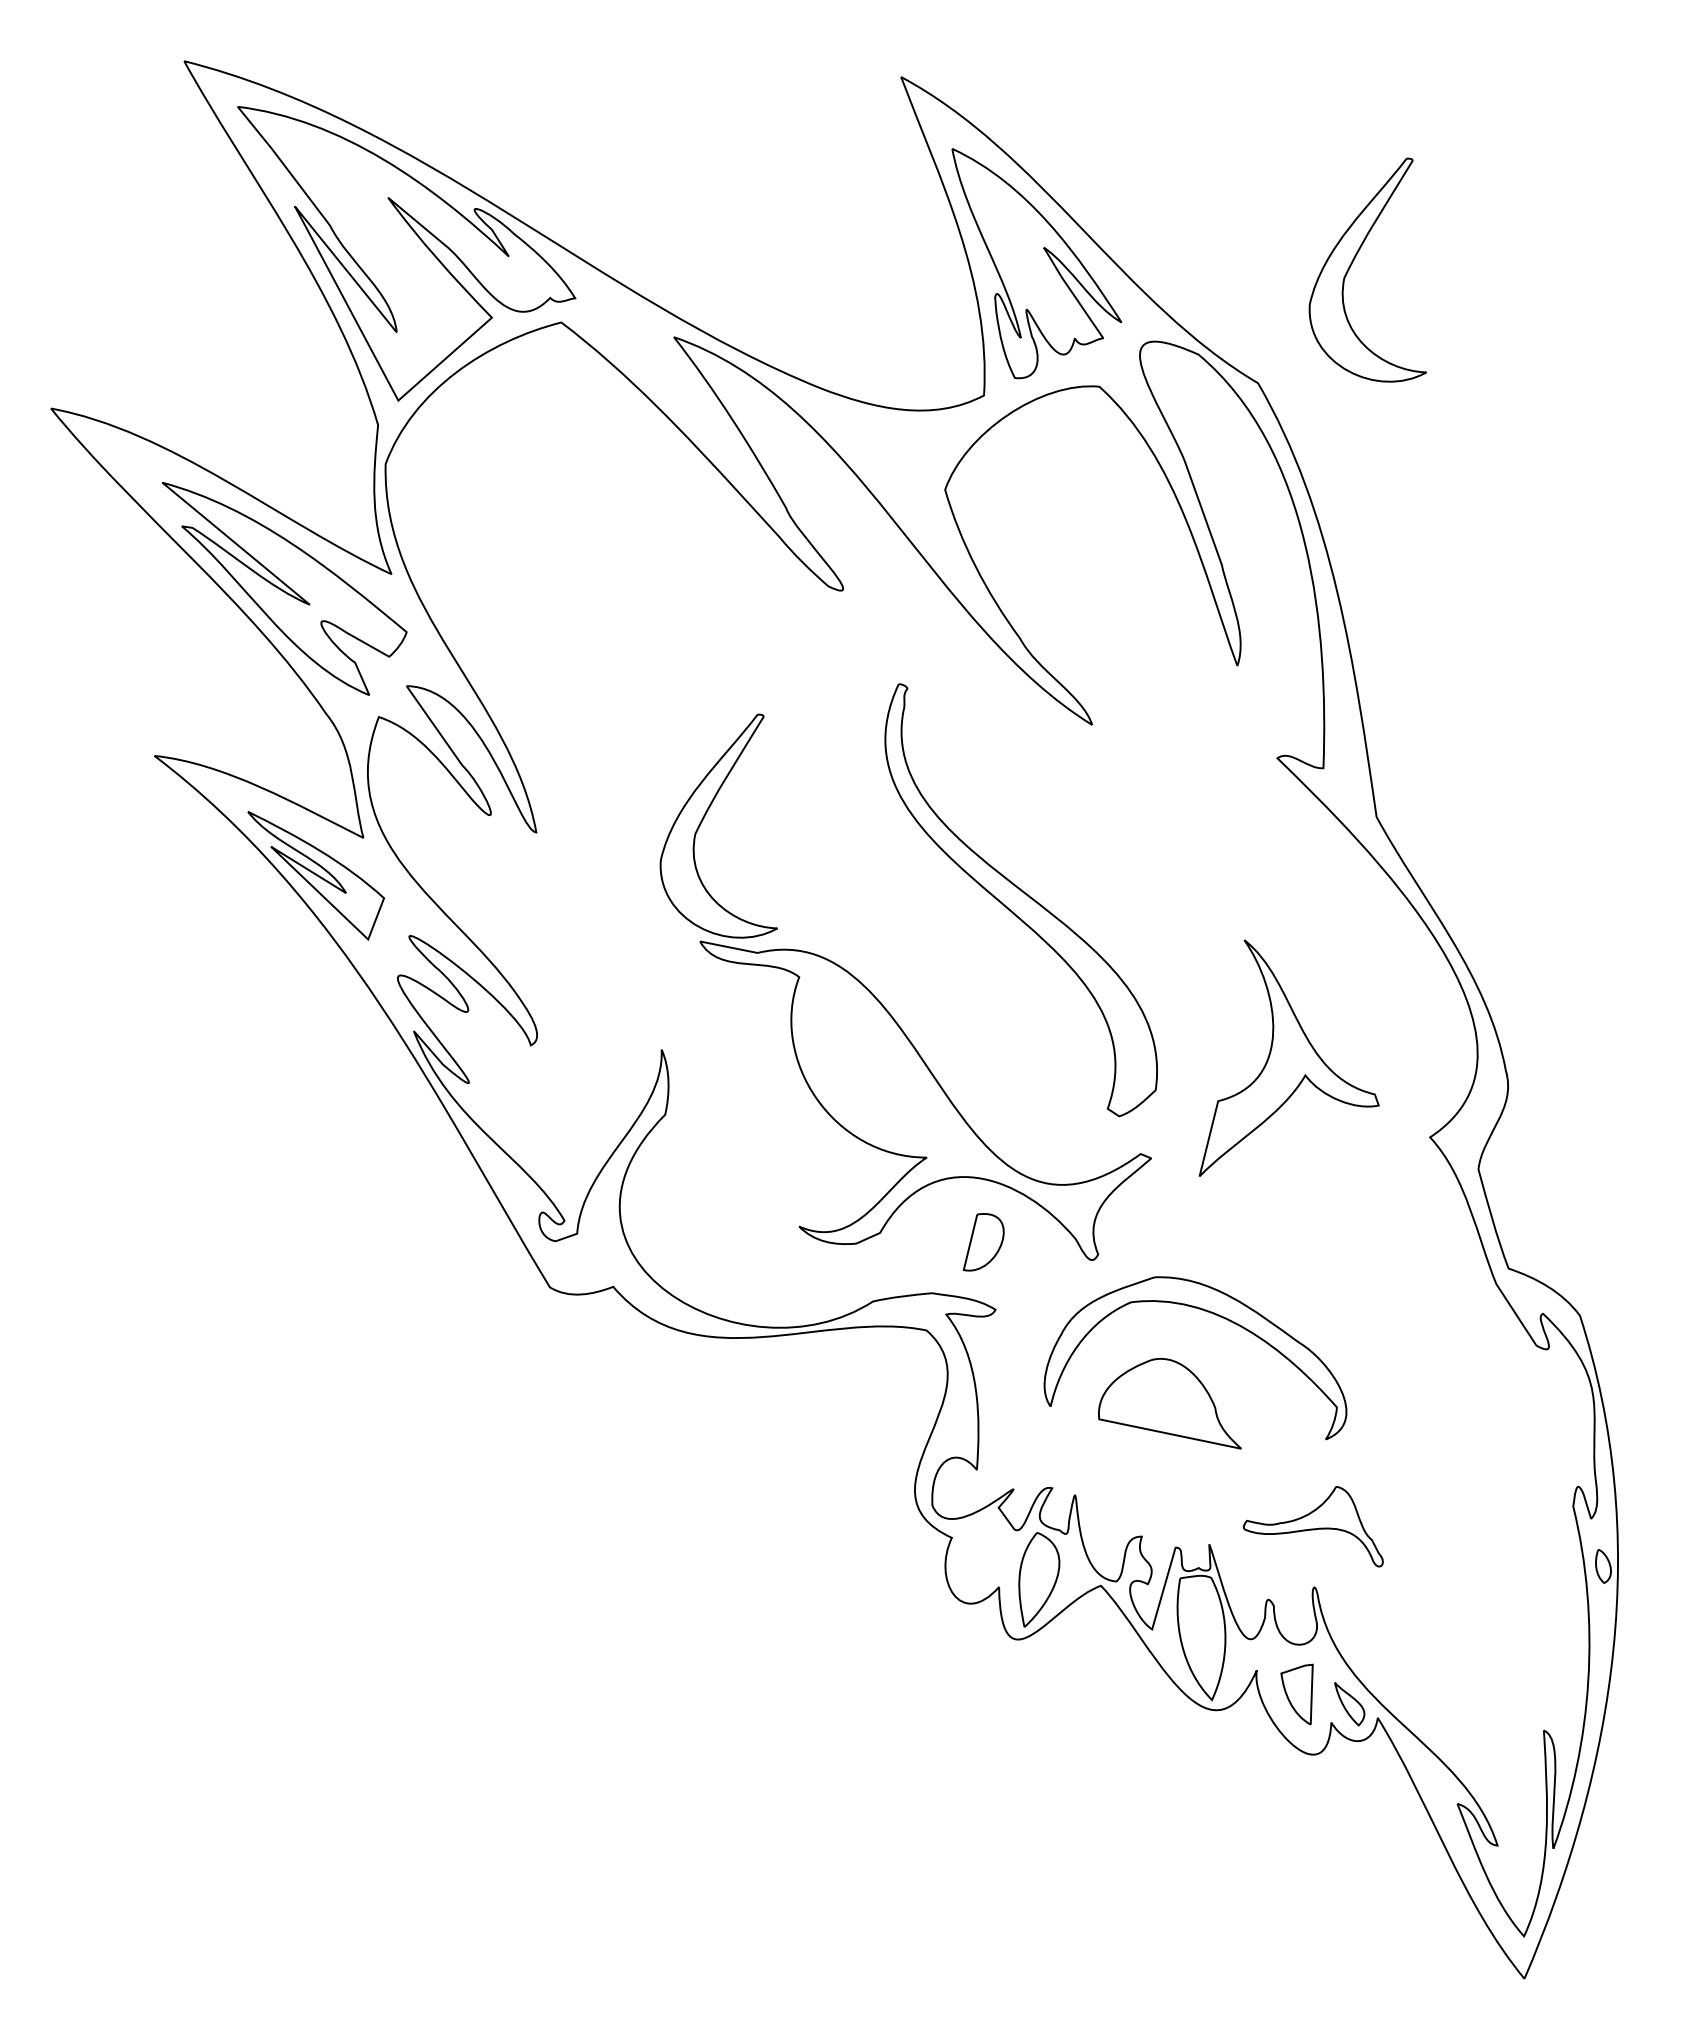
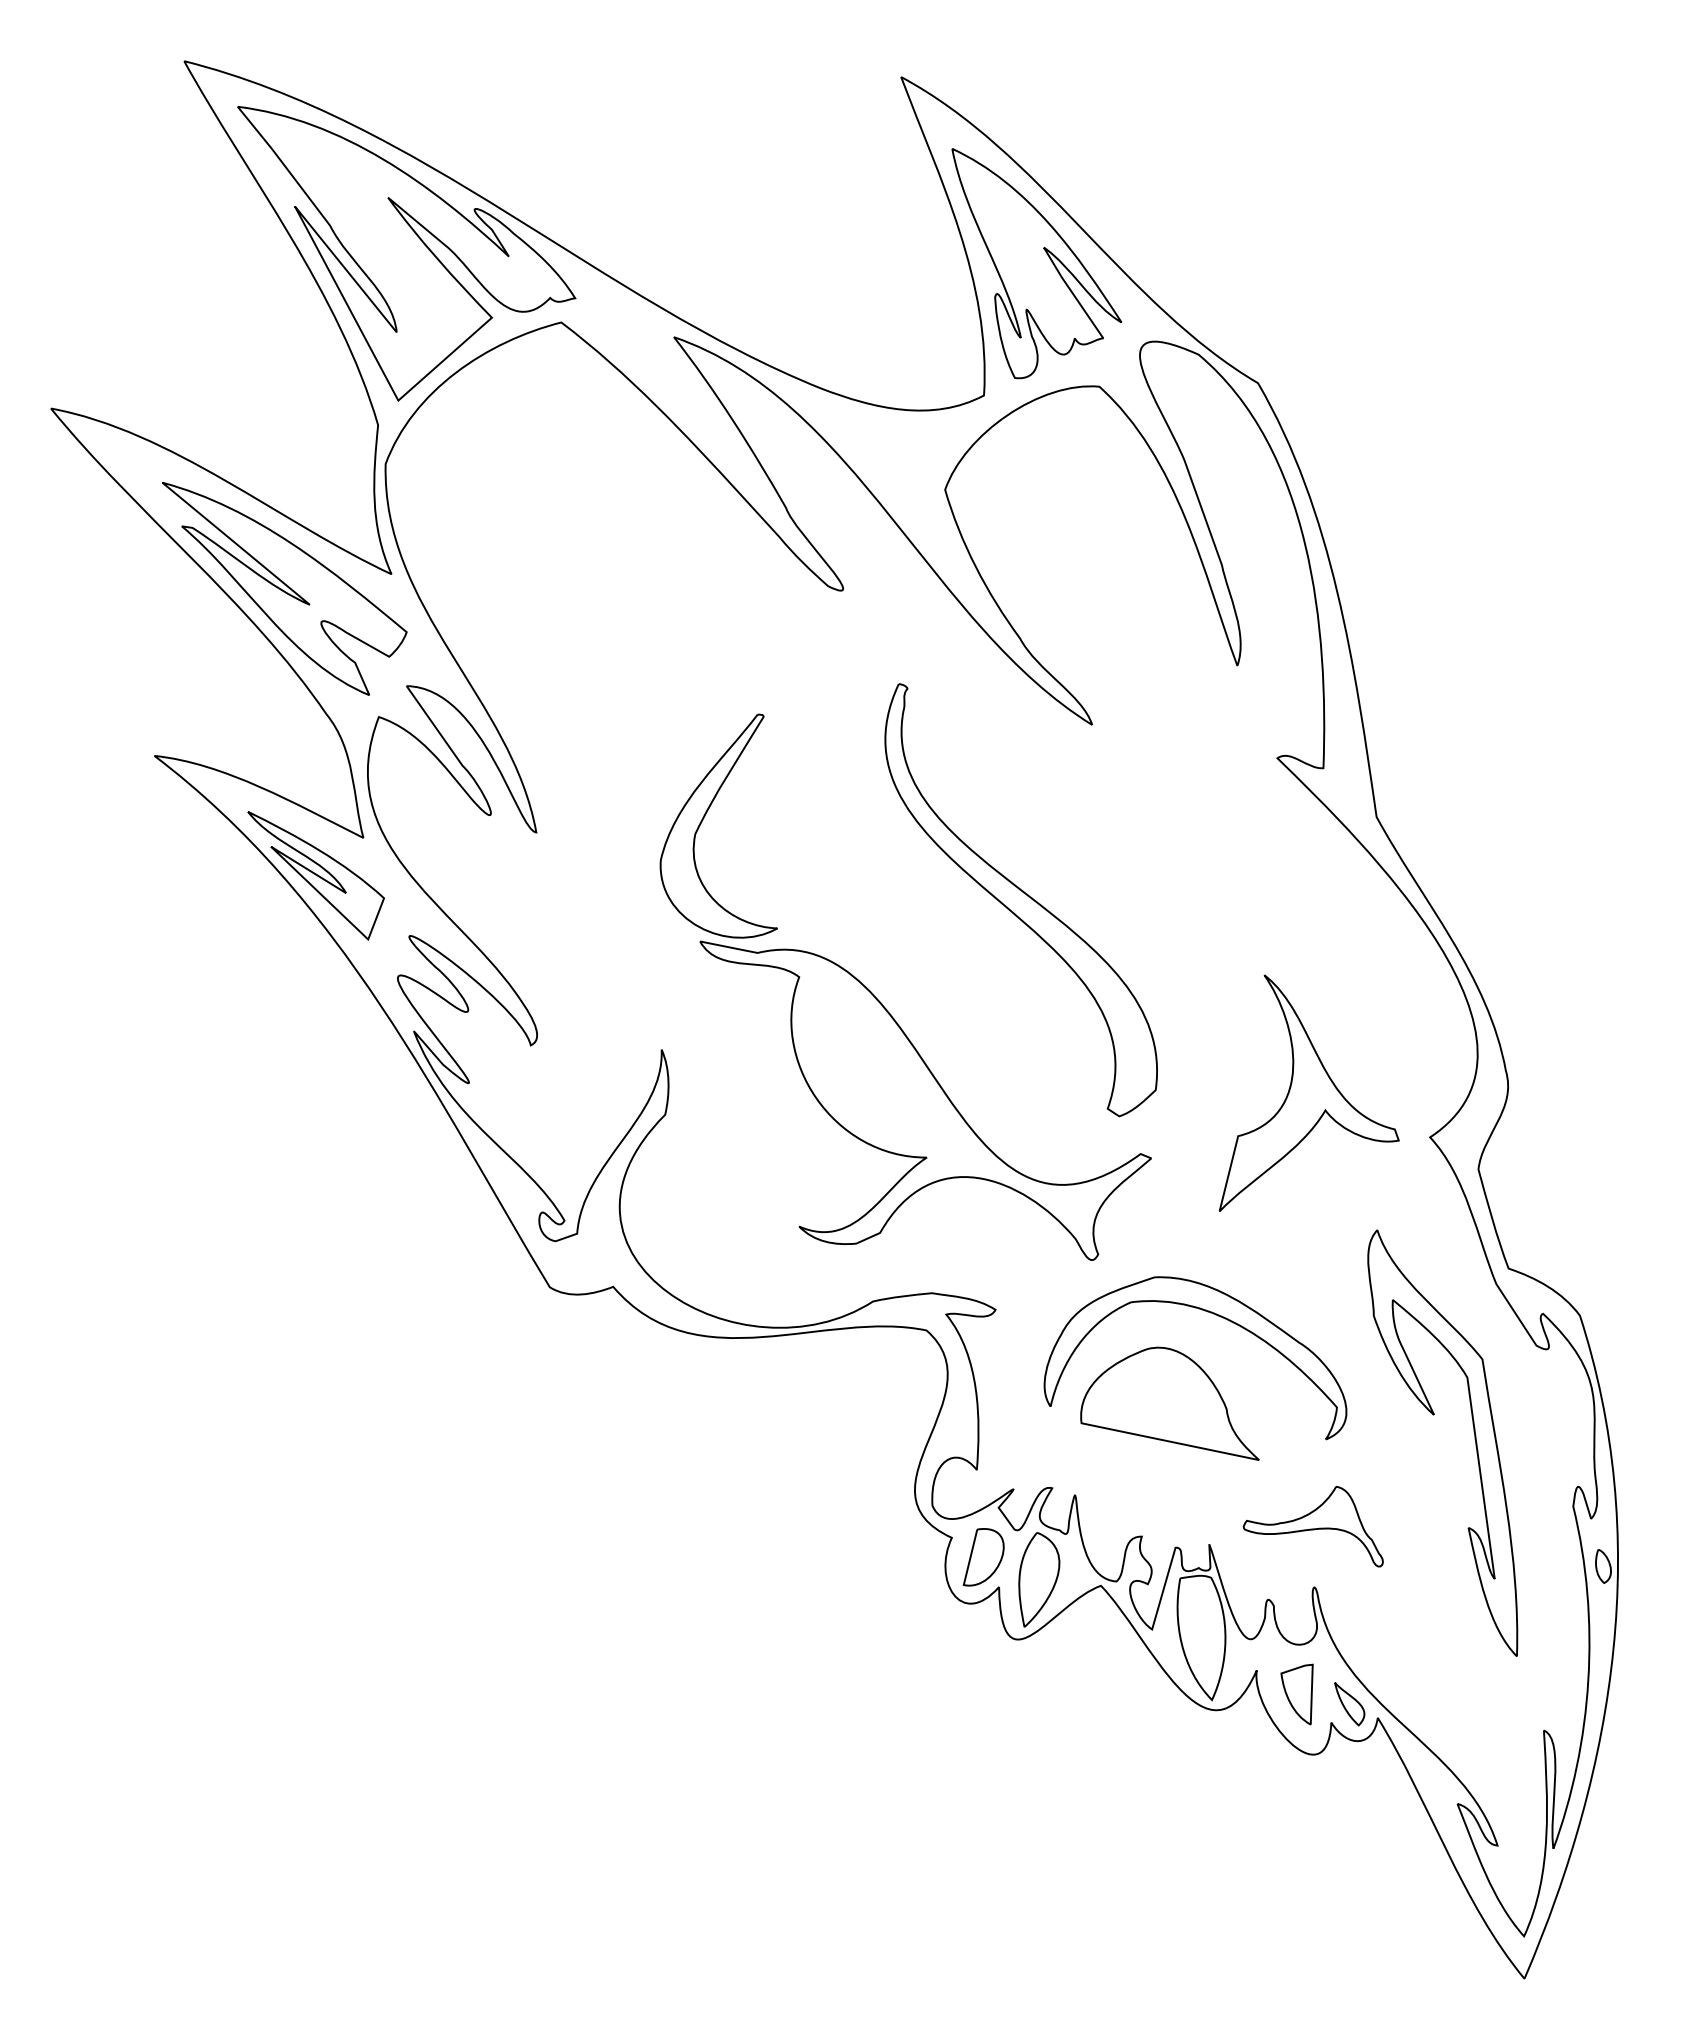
part: present -> none (1353, 262)
part position: (1288, 1057) -> (1308, 1092) (1308, 1092)
part position: (983, 1242) -> (983, 1557) (983, 1557)
part size: 144x93 px -> 180x115 px (1169, 1403)
part: none -> present (1433, 1415)
